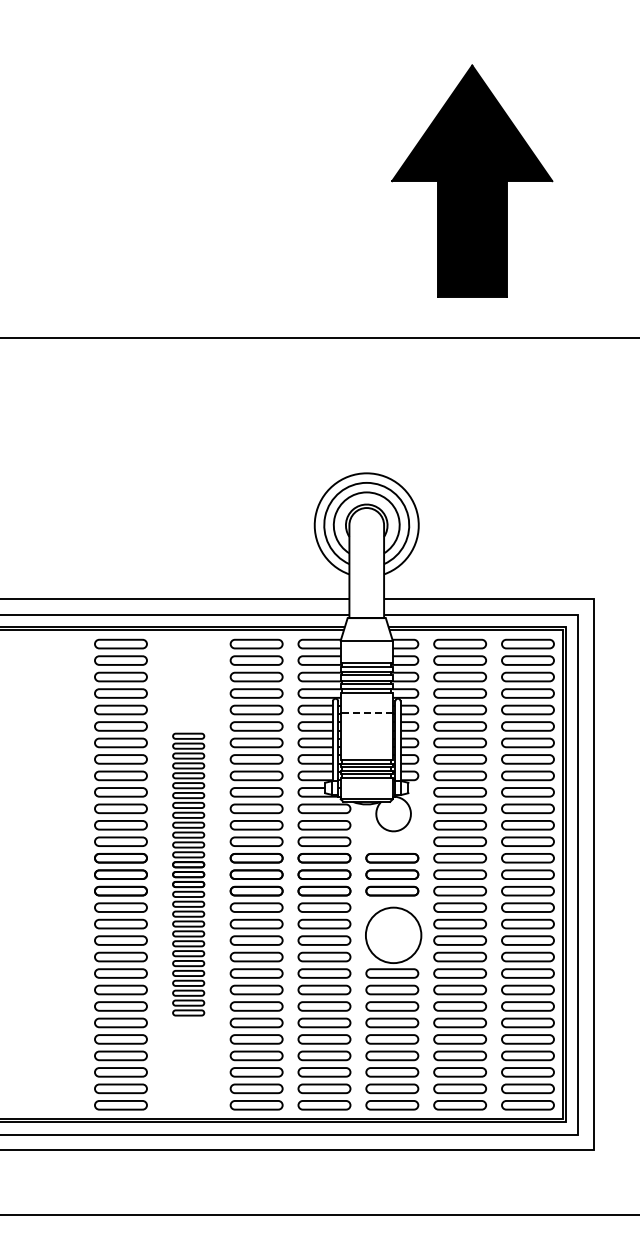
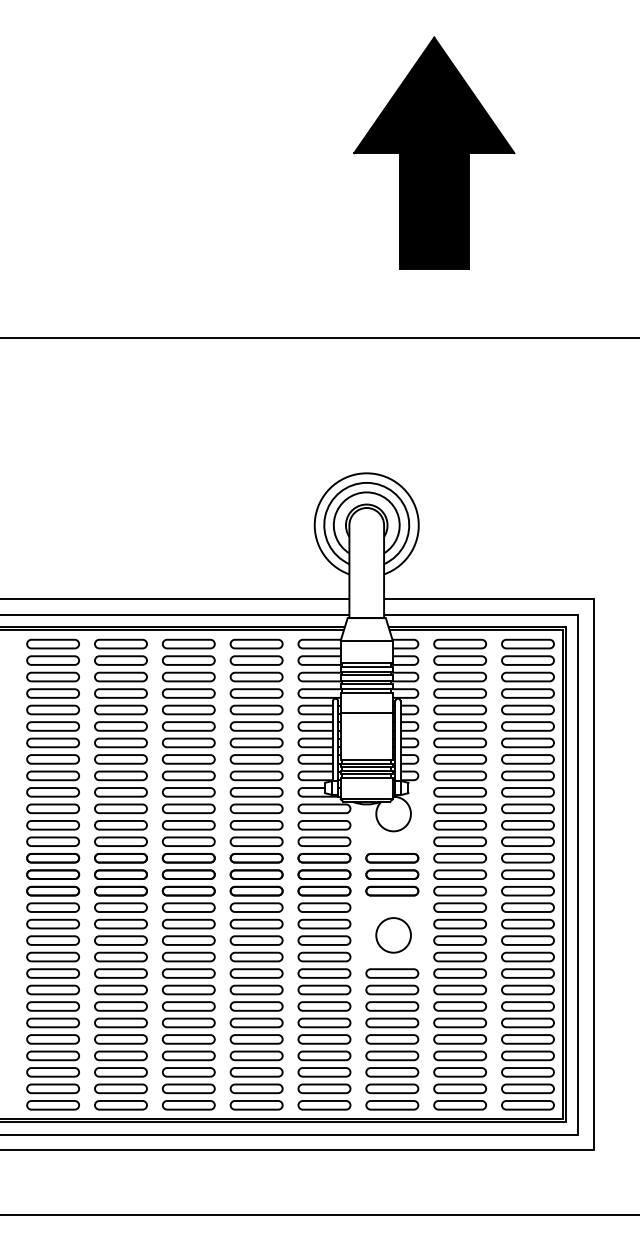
part position: (472, 180) -> (434, 152) (434, 152)
line: dashed -> solid (366, 713)
part: none -> present (53, 874)
part size: 34x285 px -> 55x473 px (188, 874)
circle diameter: 55 px -> 35 px (393, 935)
